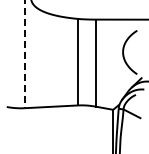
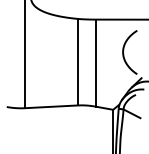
line: dashed -> solid (24, 54)
